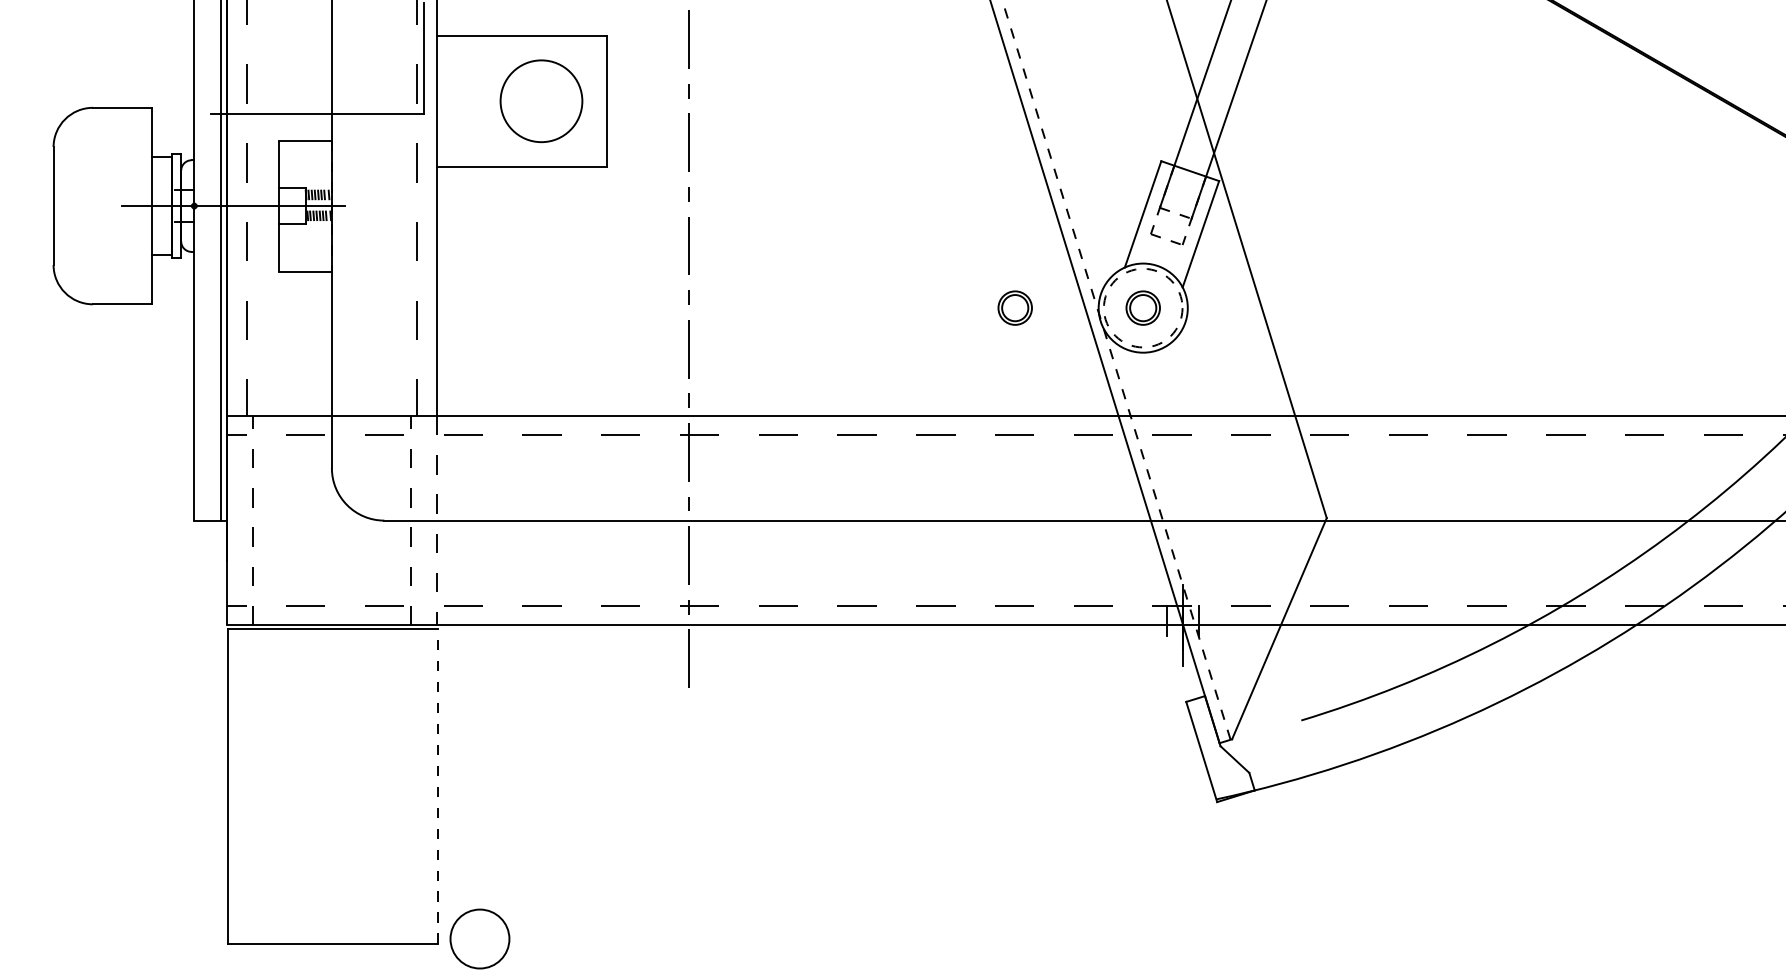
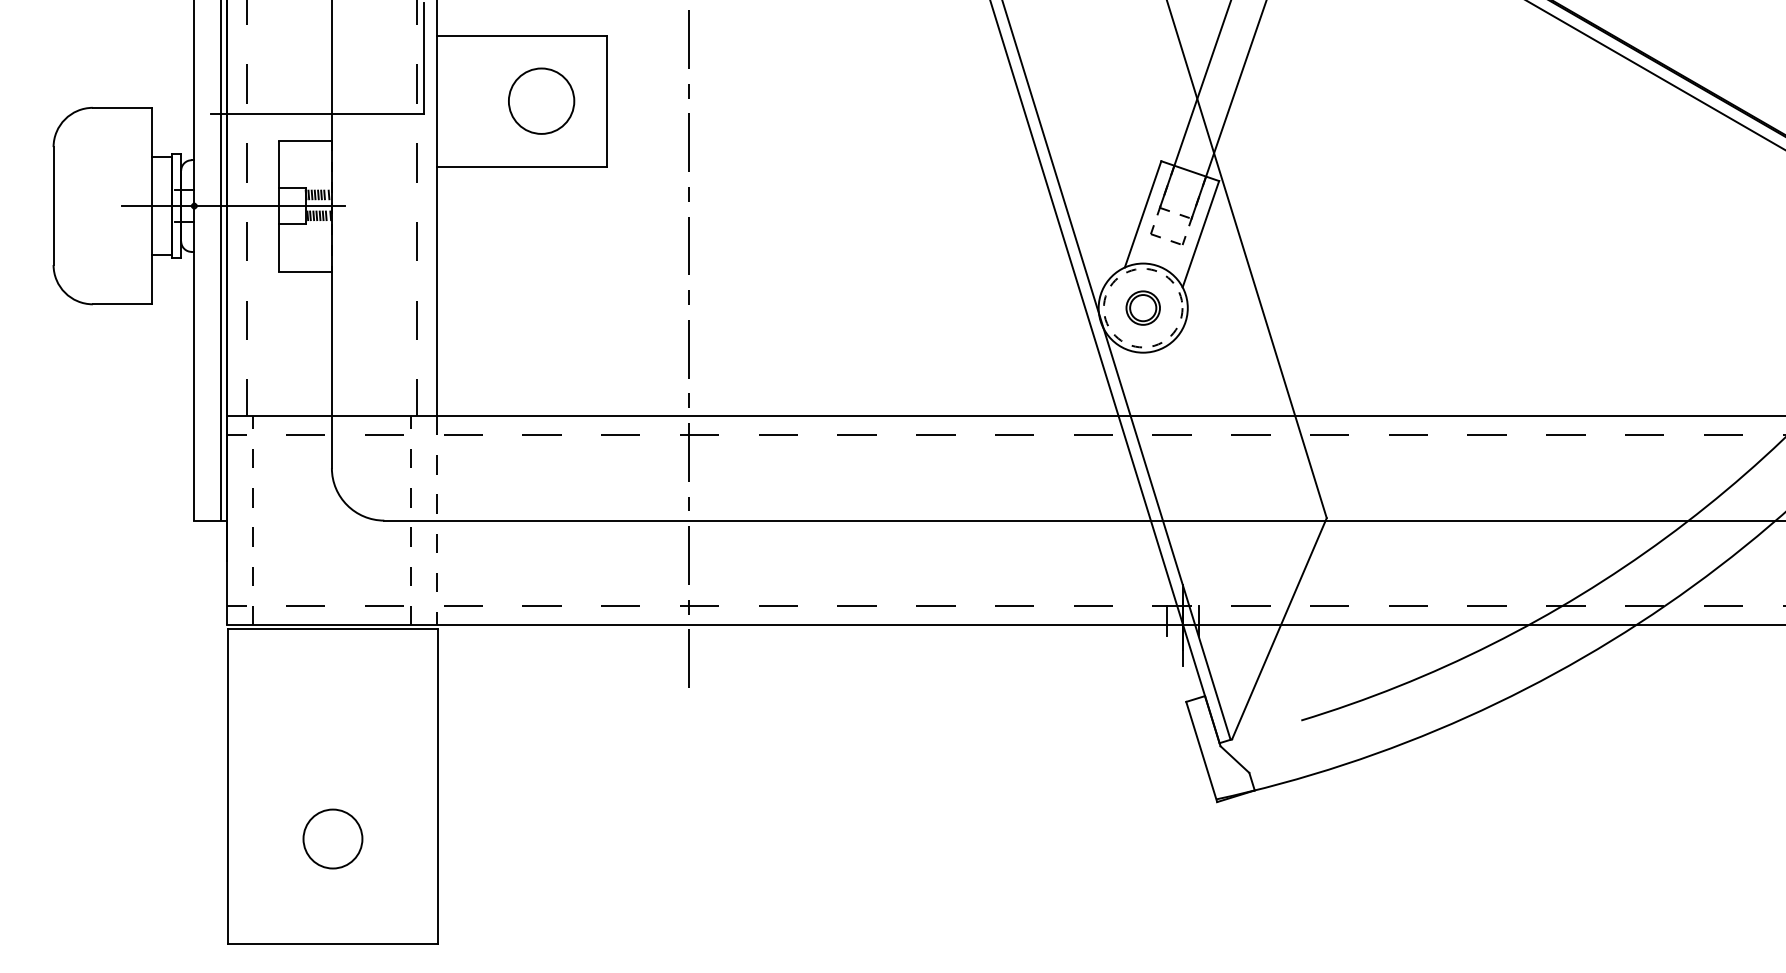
line: none -> present (1655, 75)
circle size: 85x85 px -> 68x68 px (541, 100)
part: present -> none (1014, 307)
line: dashed -> solid (1116, 370)
line: dashed -> solid (437, 786)
circle position: (479, 938) -> (332, 838) (332, 838)
